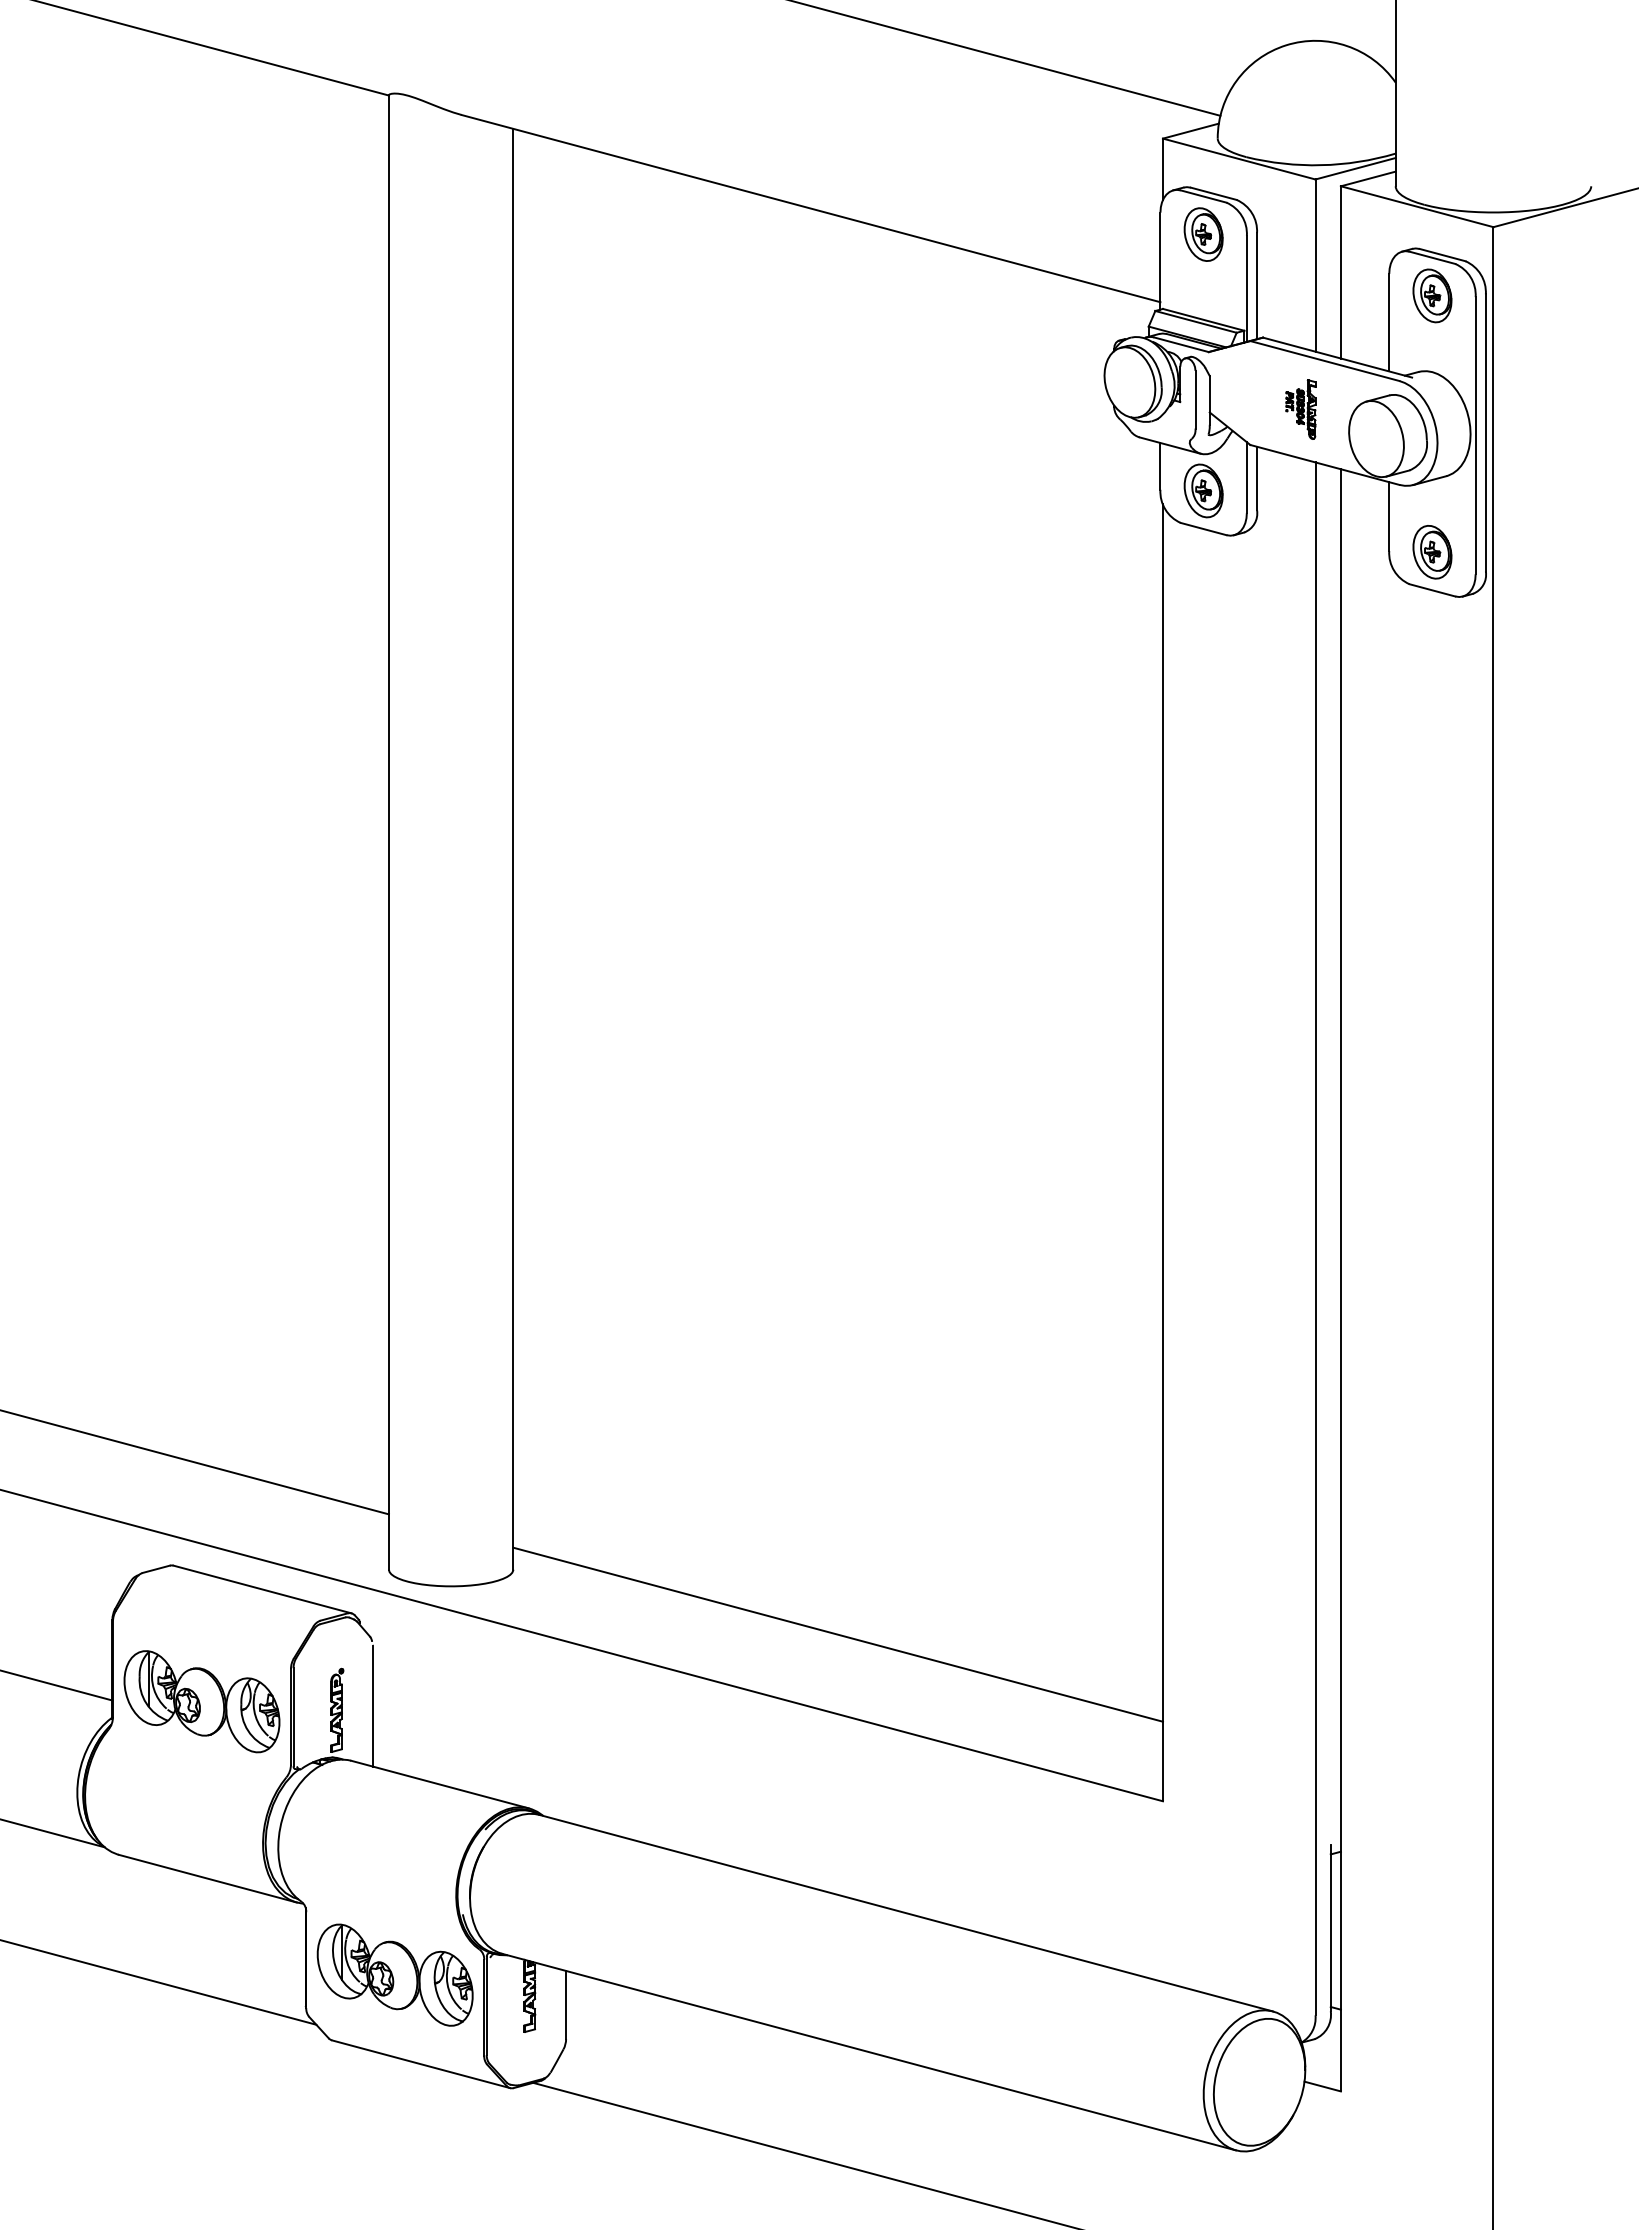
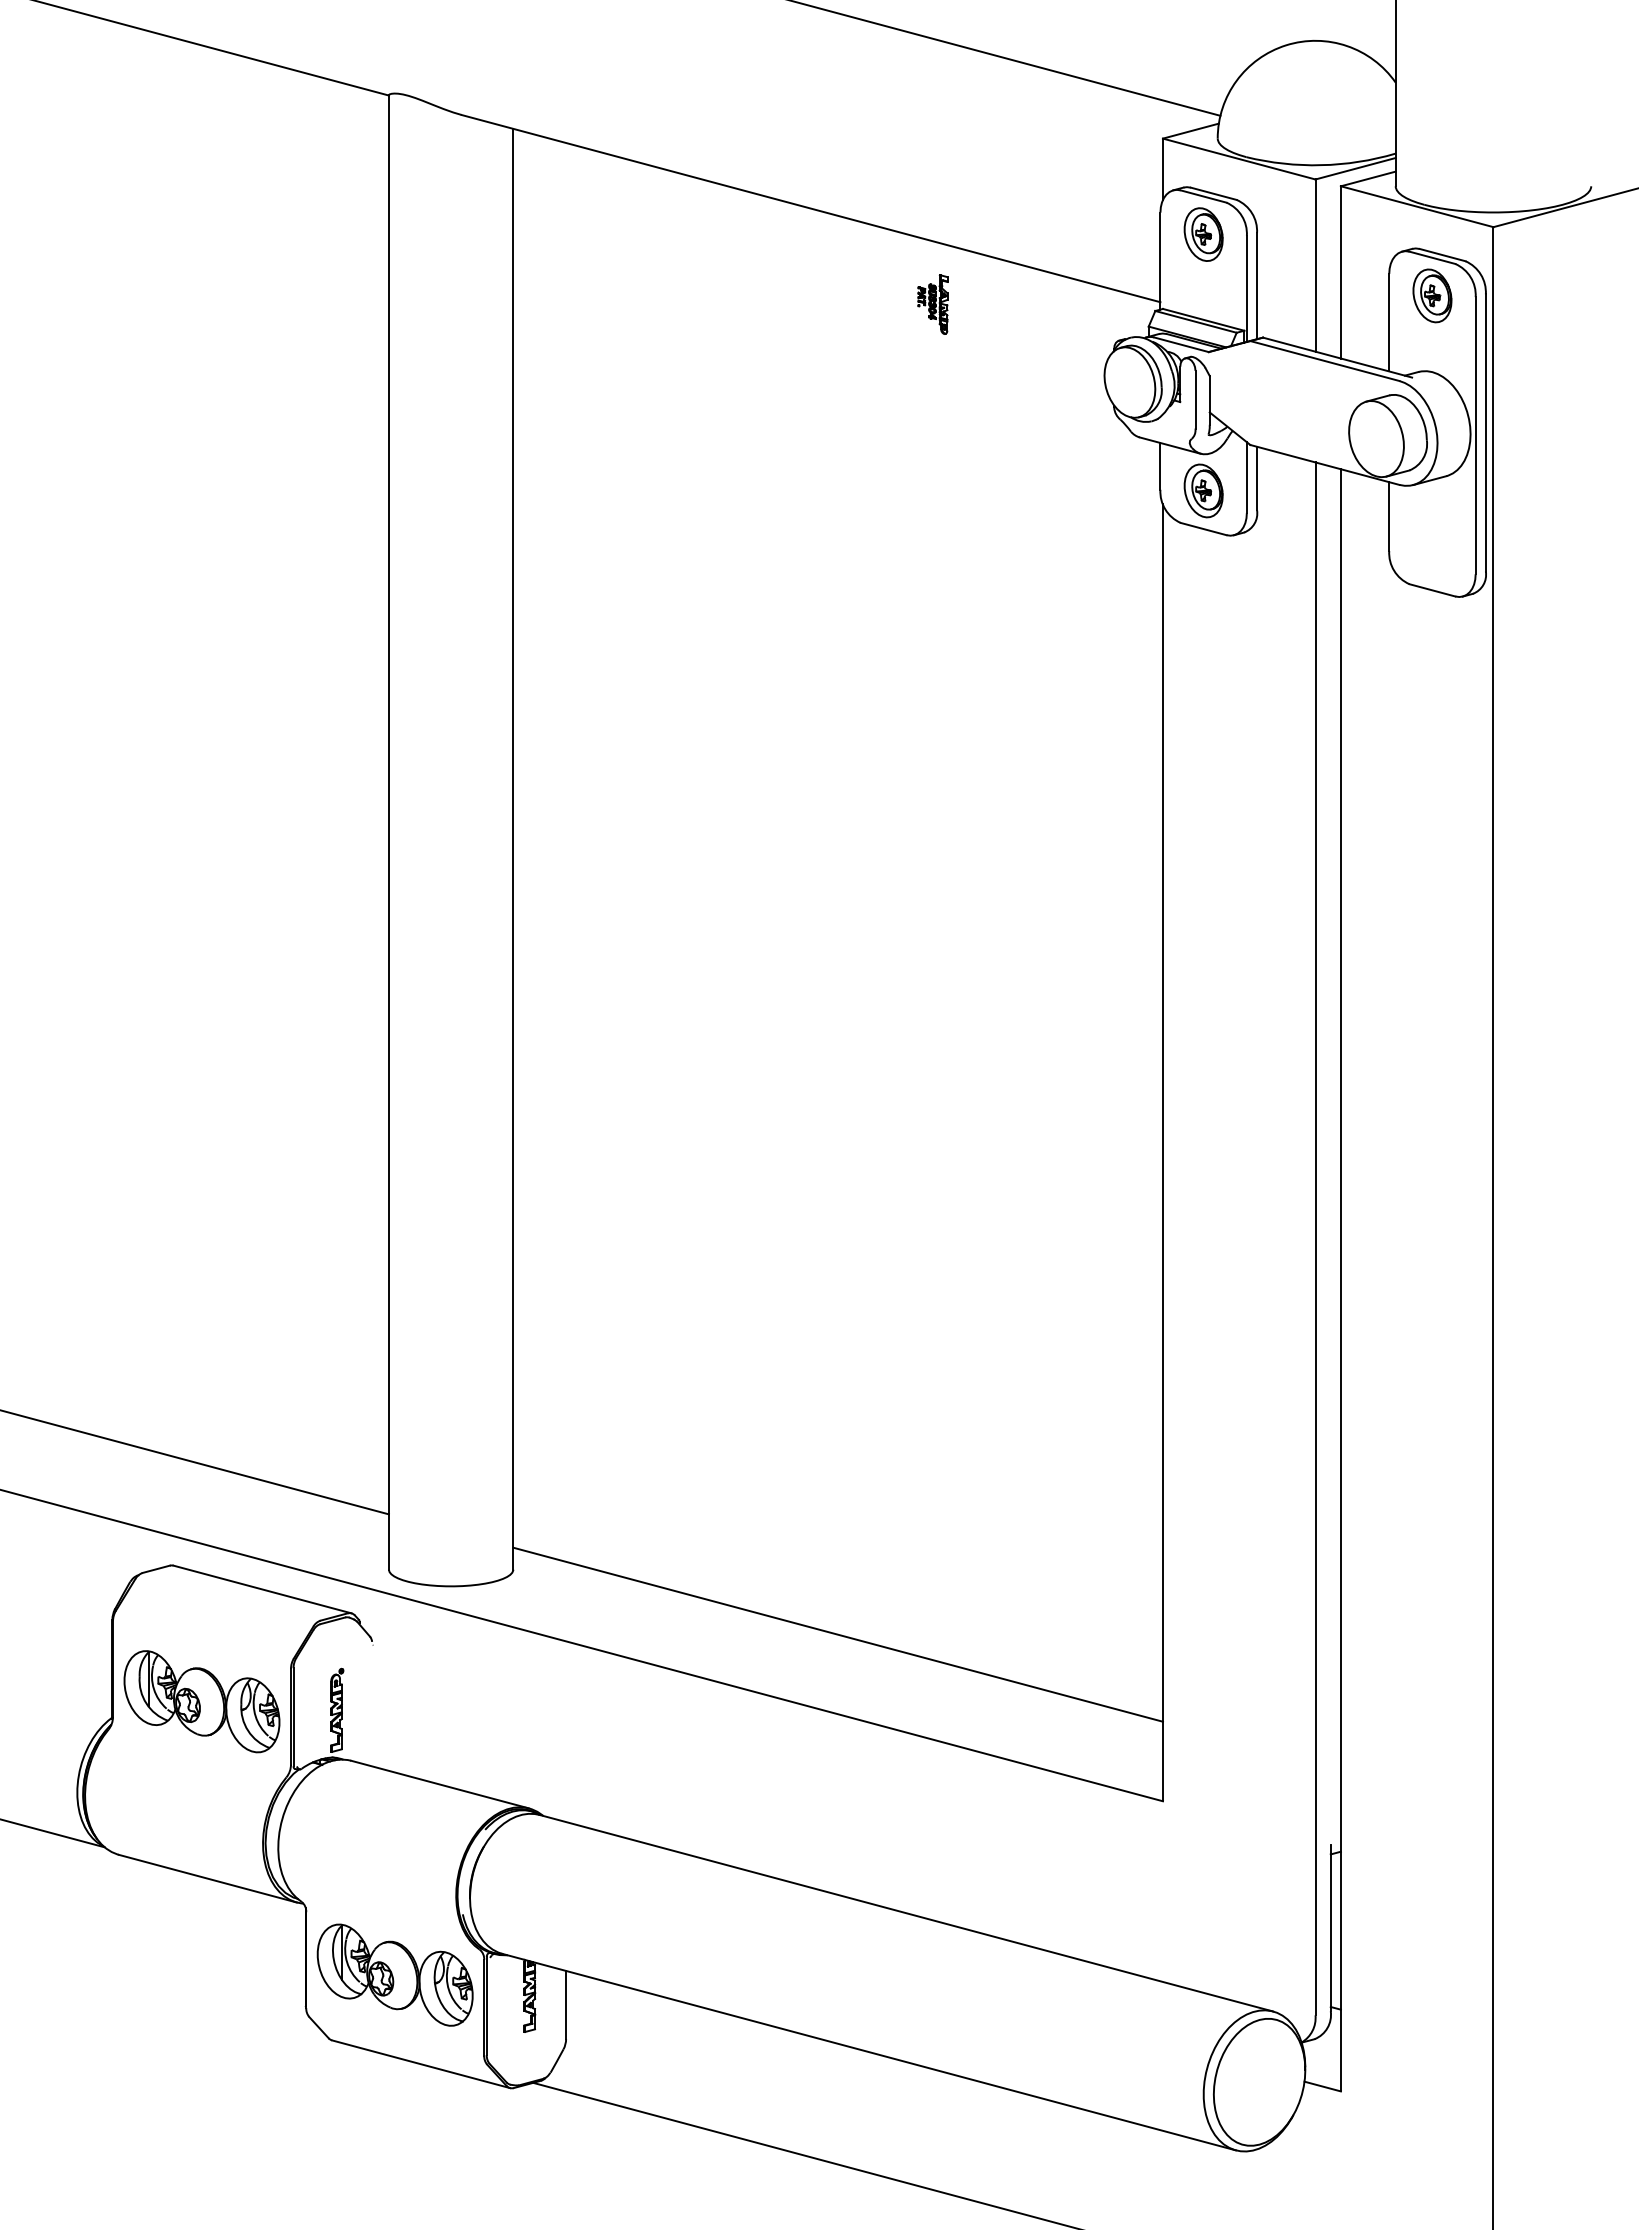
part position: (1300, 409) -> (932, 304) (932, 304)
part: present -> none (1432, 552)
line: present -> none (57, 1685)
line: present -> none (372, 1705)
line: present -> none (159, 1982)
